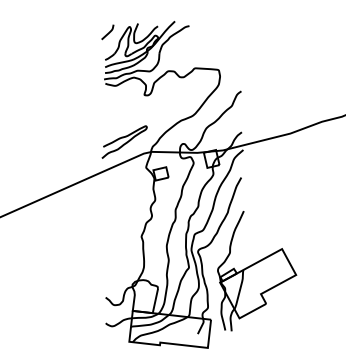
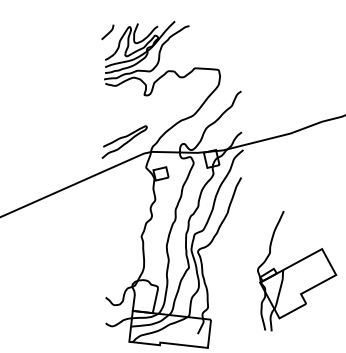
part position: (257, 271) -> (297, 271) (297, 271)
